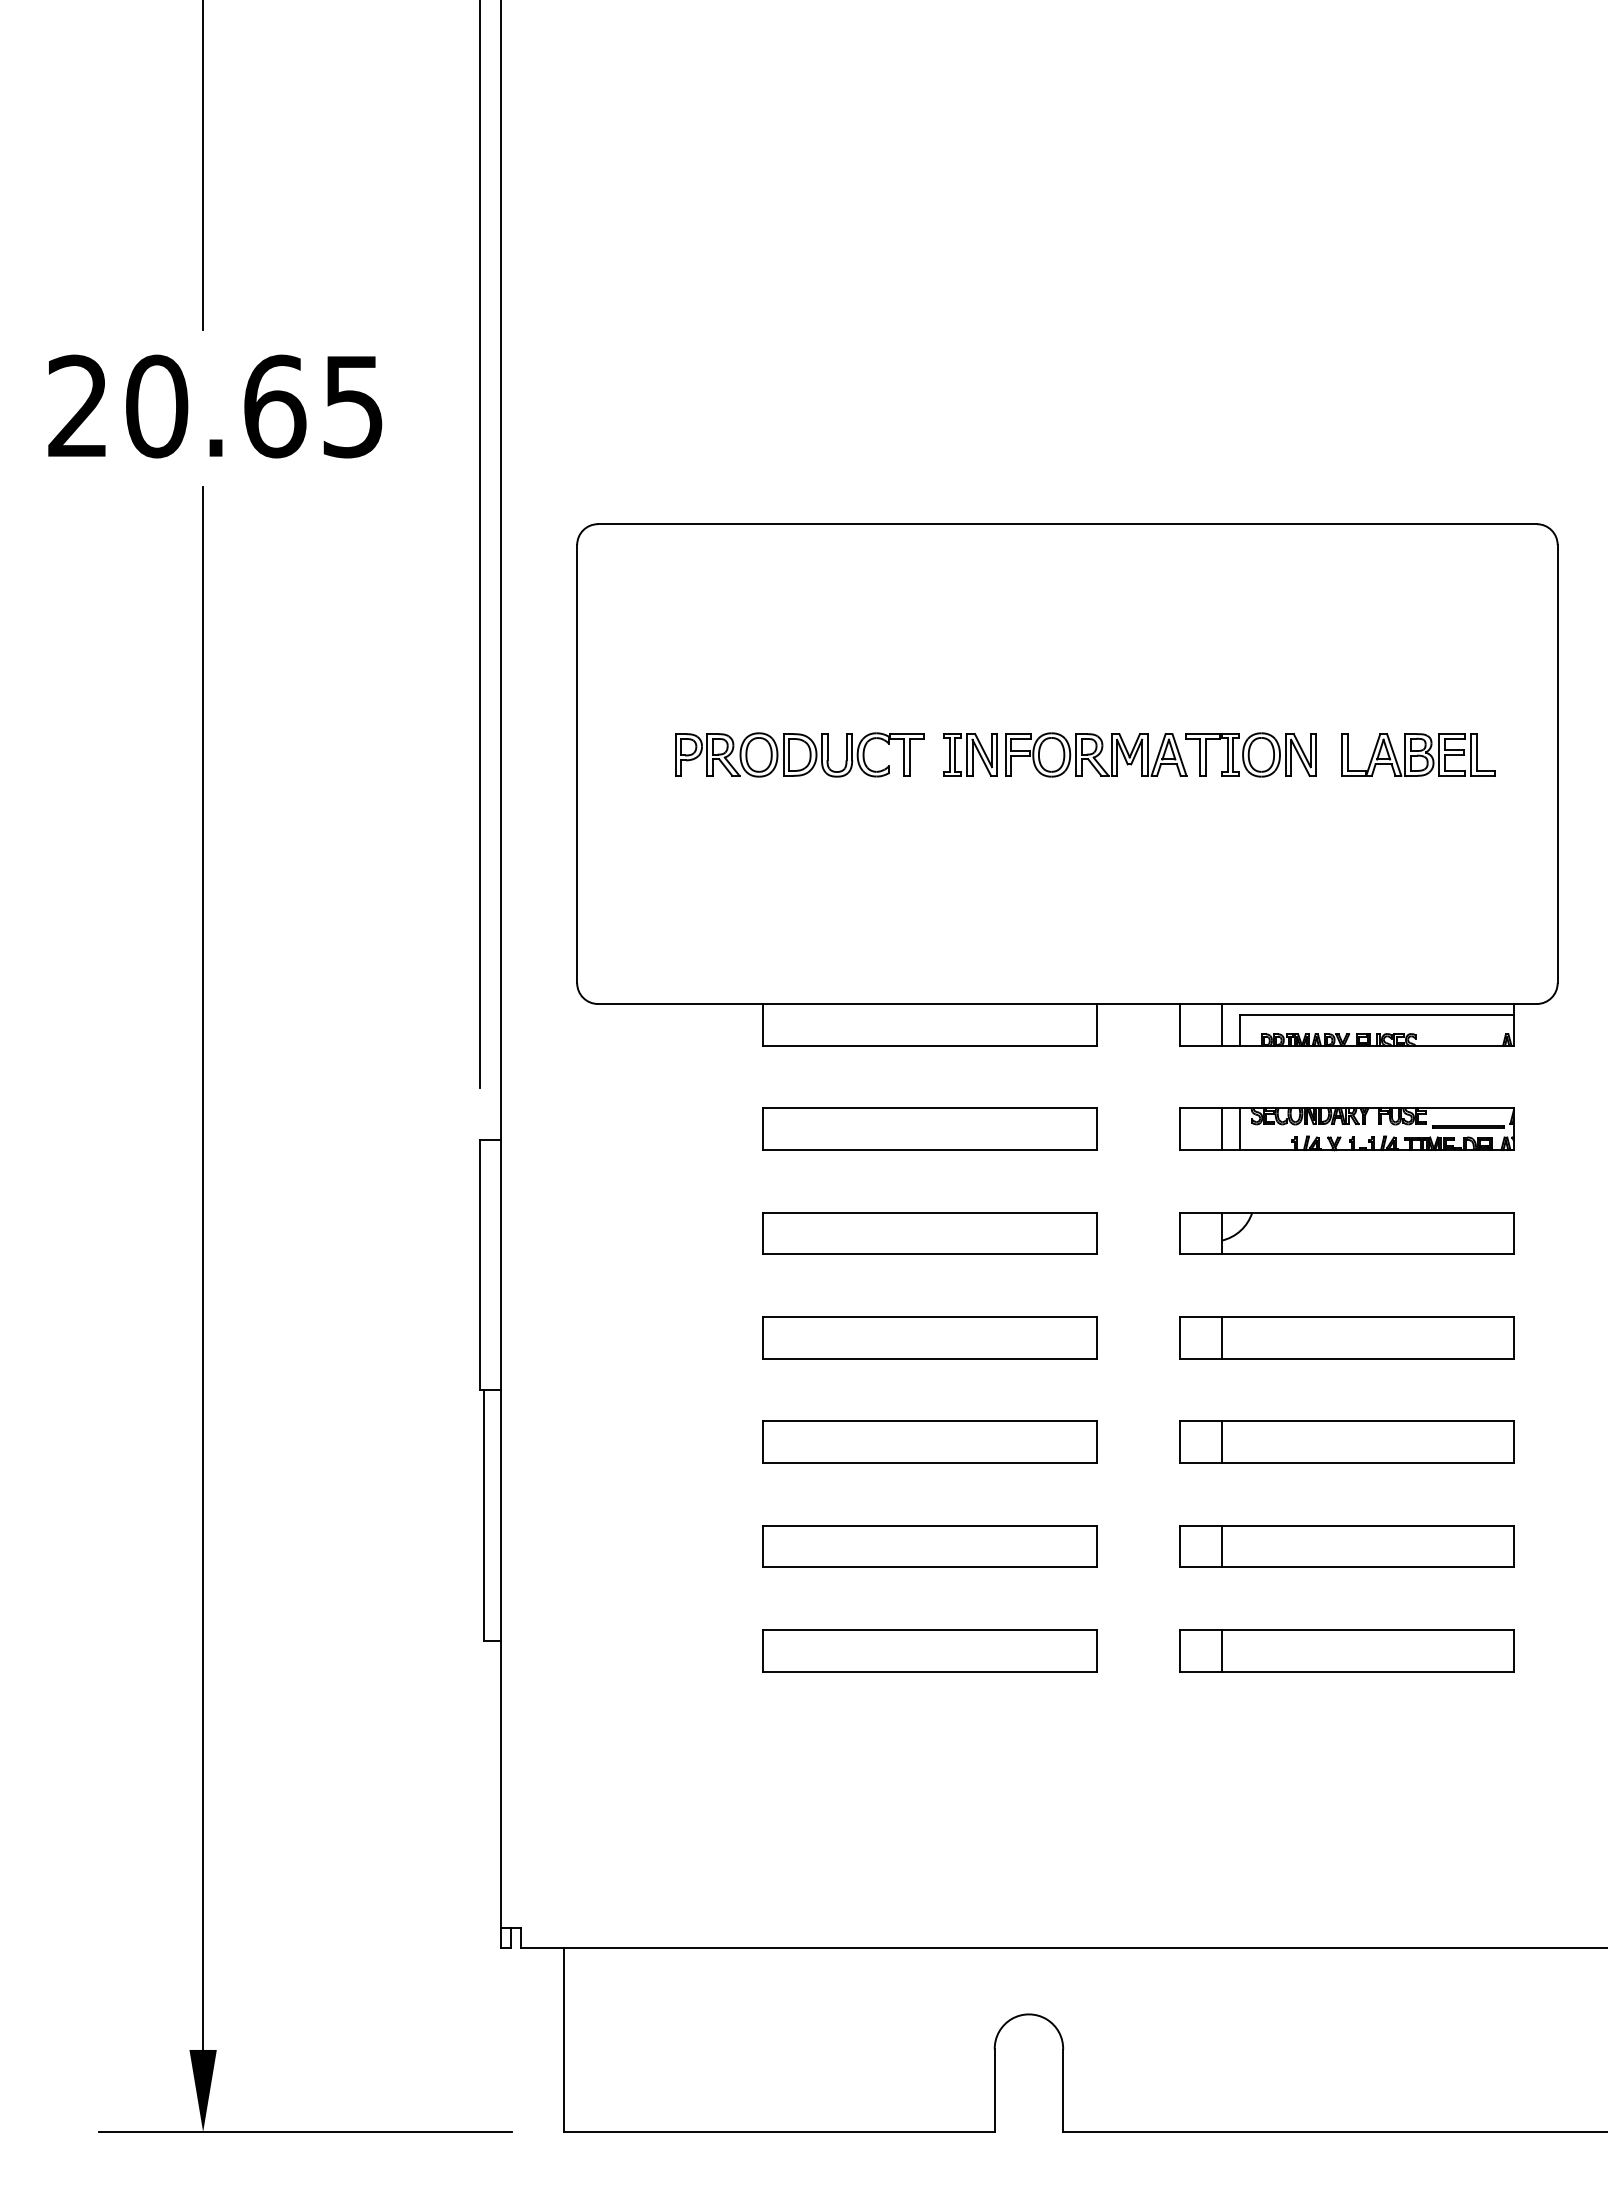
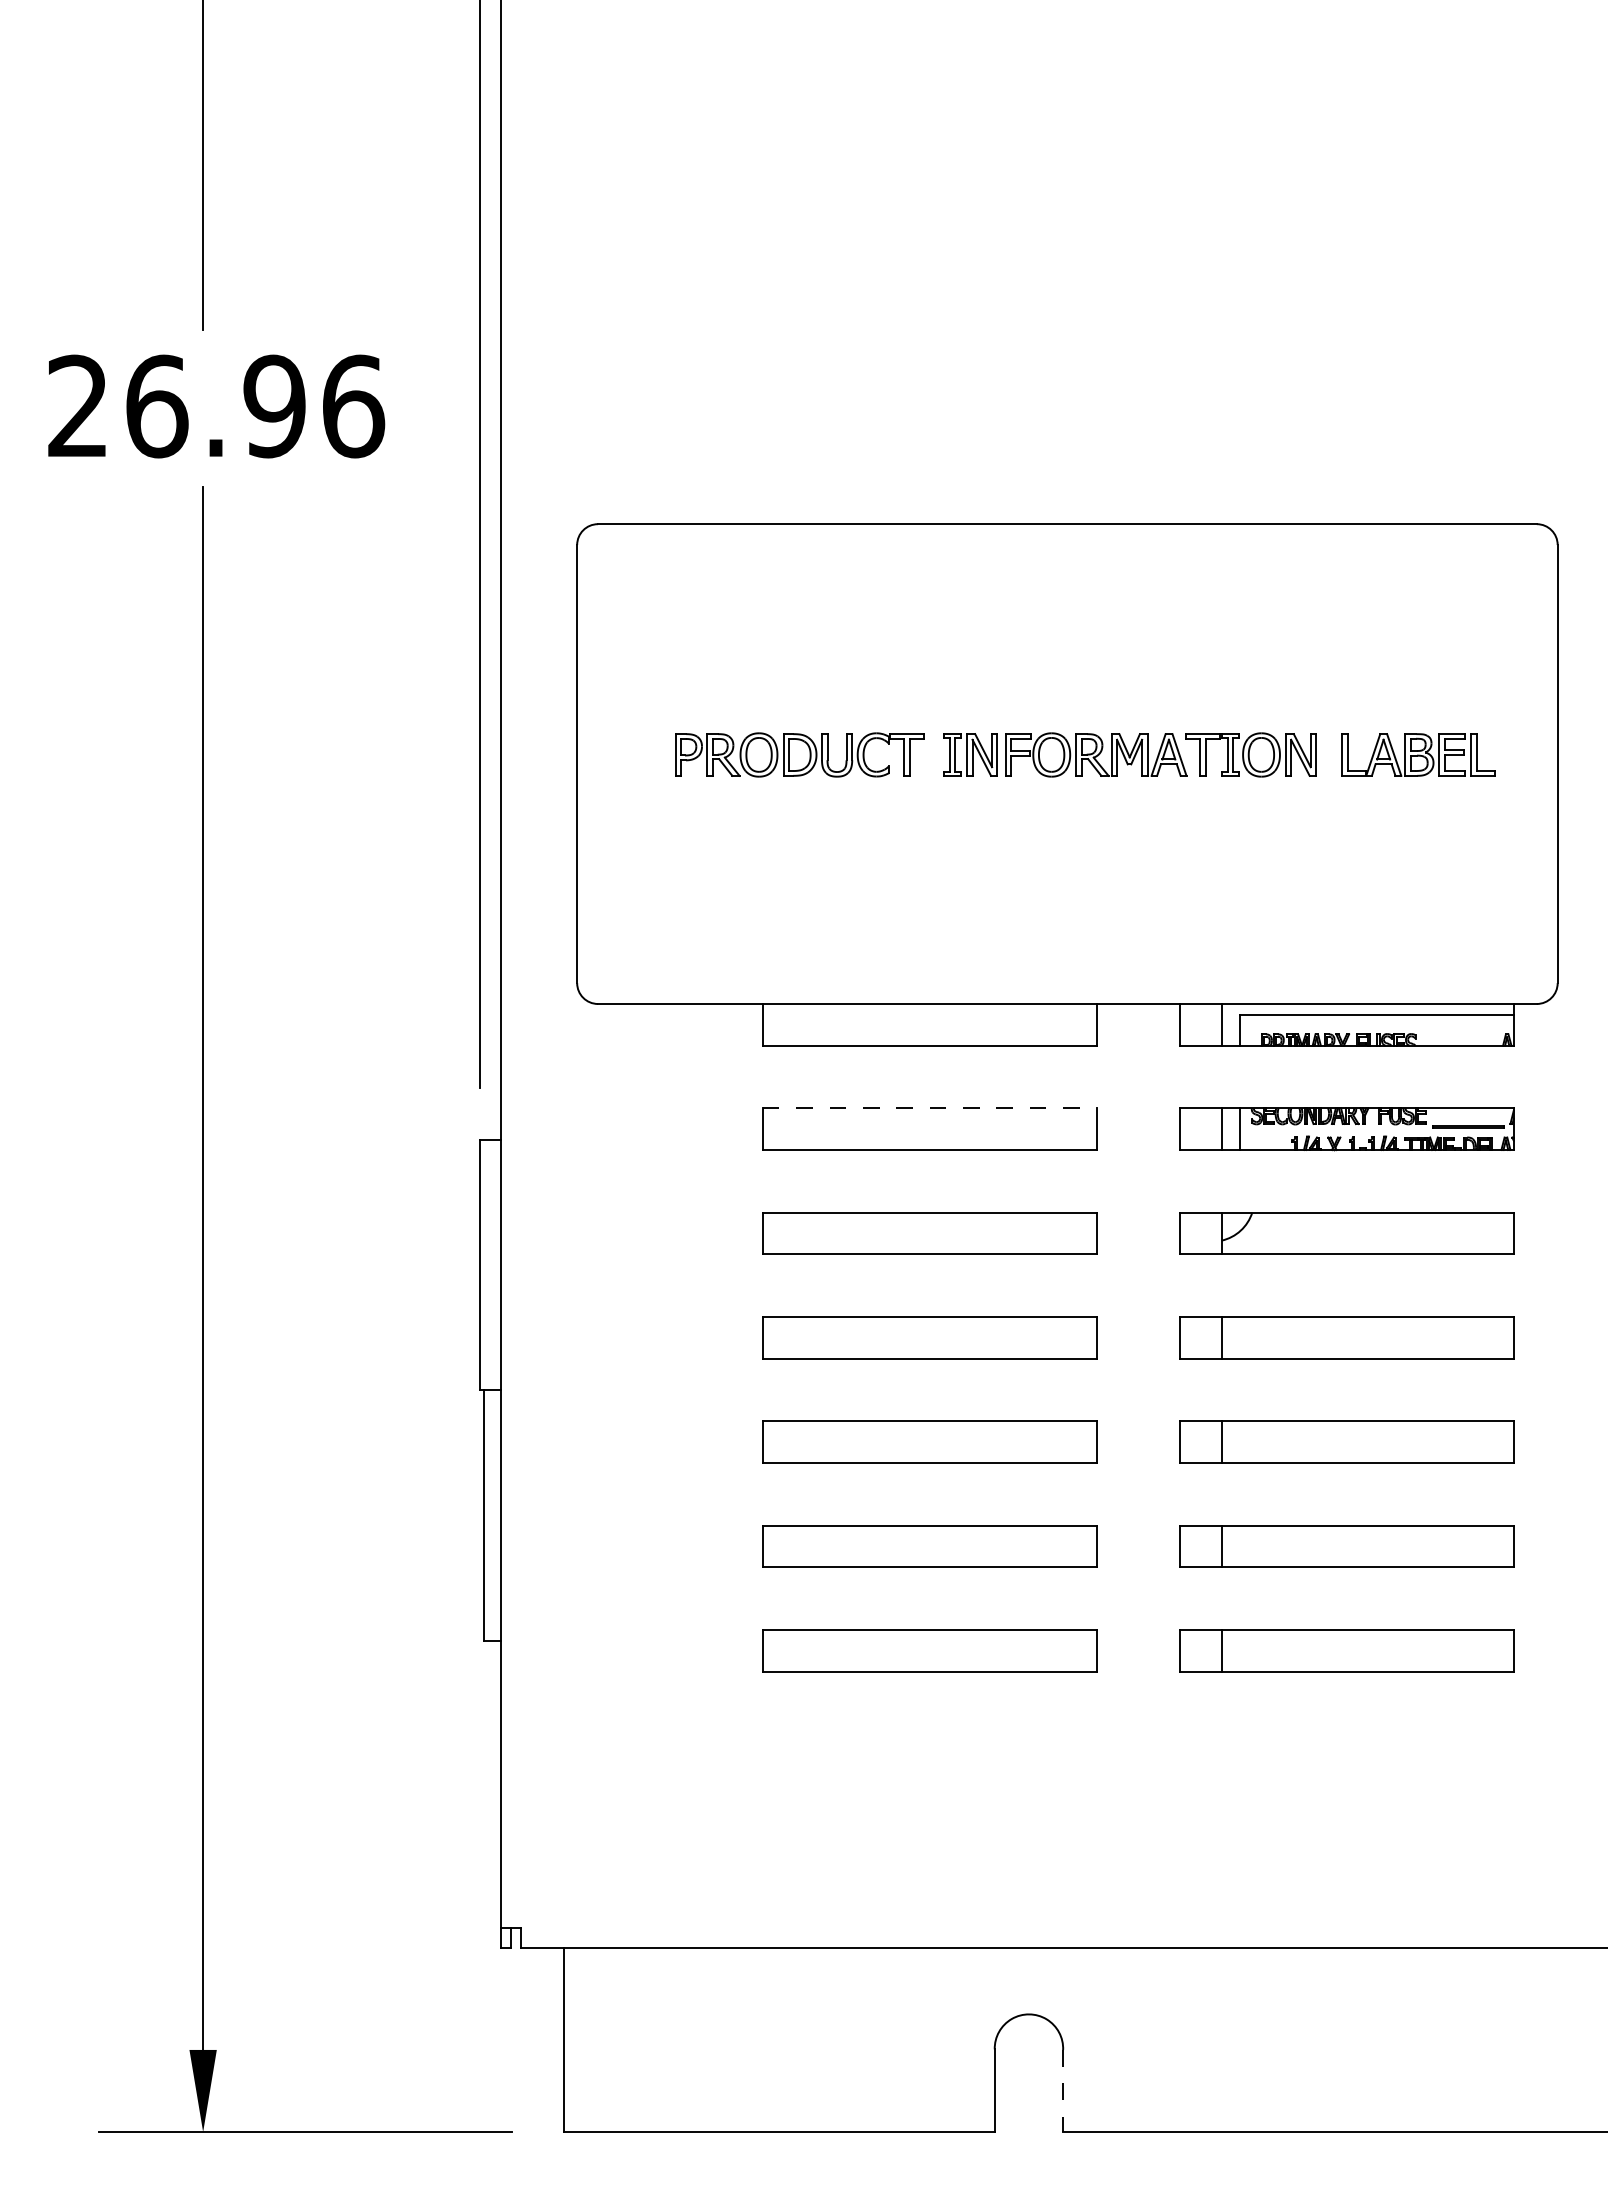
text: 20.65 -> 26.96 (255, 406)
line: solid -> dashed (929, 1108)
line: solid -> dashed (1063, 2091)
